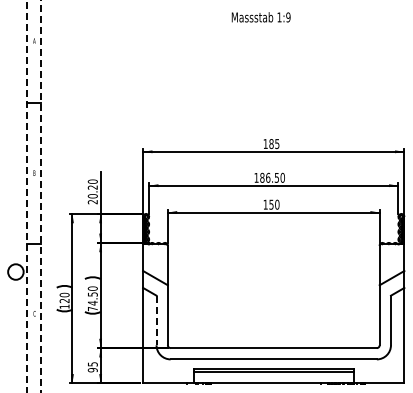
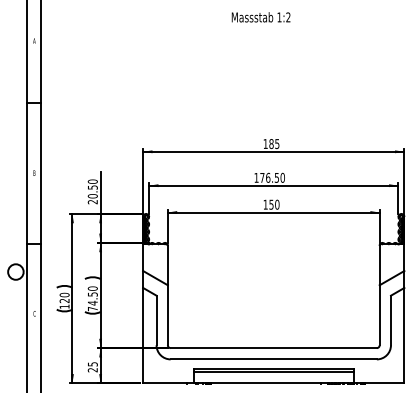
text: 1:9 -> 1:2 (288, 17)
text: 186.50 -> 176.50 (262, 177)
text: 20.20 -> 20.50 (92, 187)
line: dashed -> solid (27, 196)
line: dashed -> solid (41, 196)
line: dashed -> solid (156, 320)
text: 95 -> 25 (92, 370)
